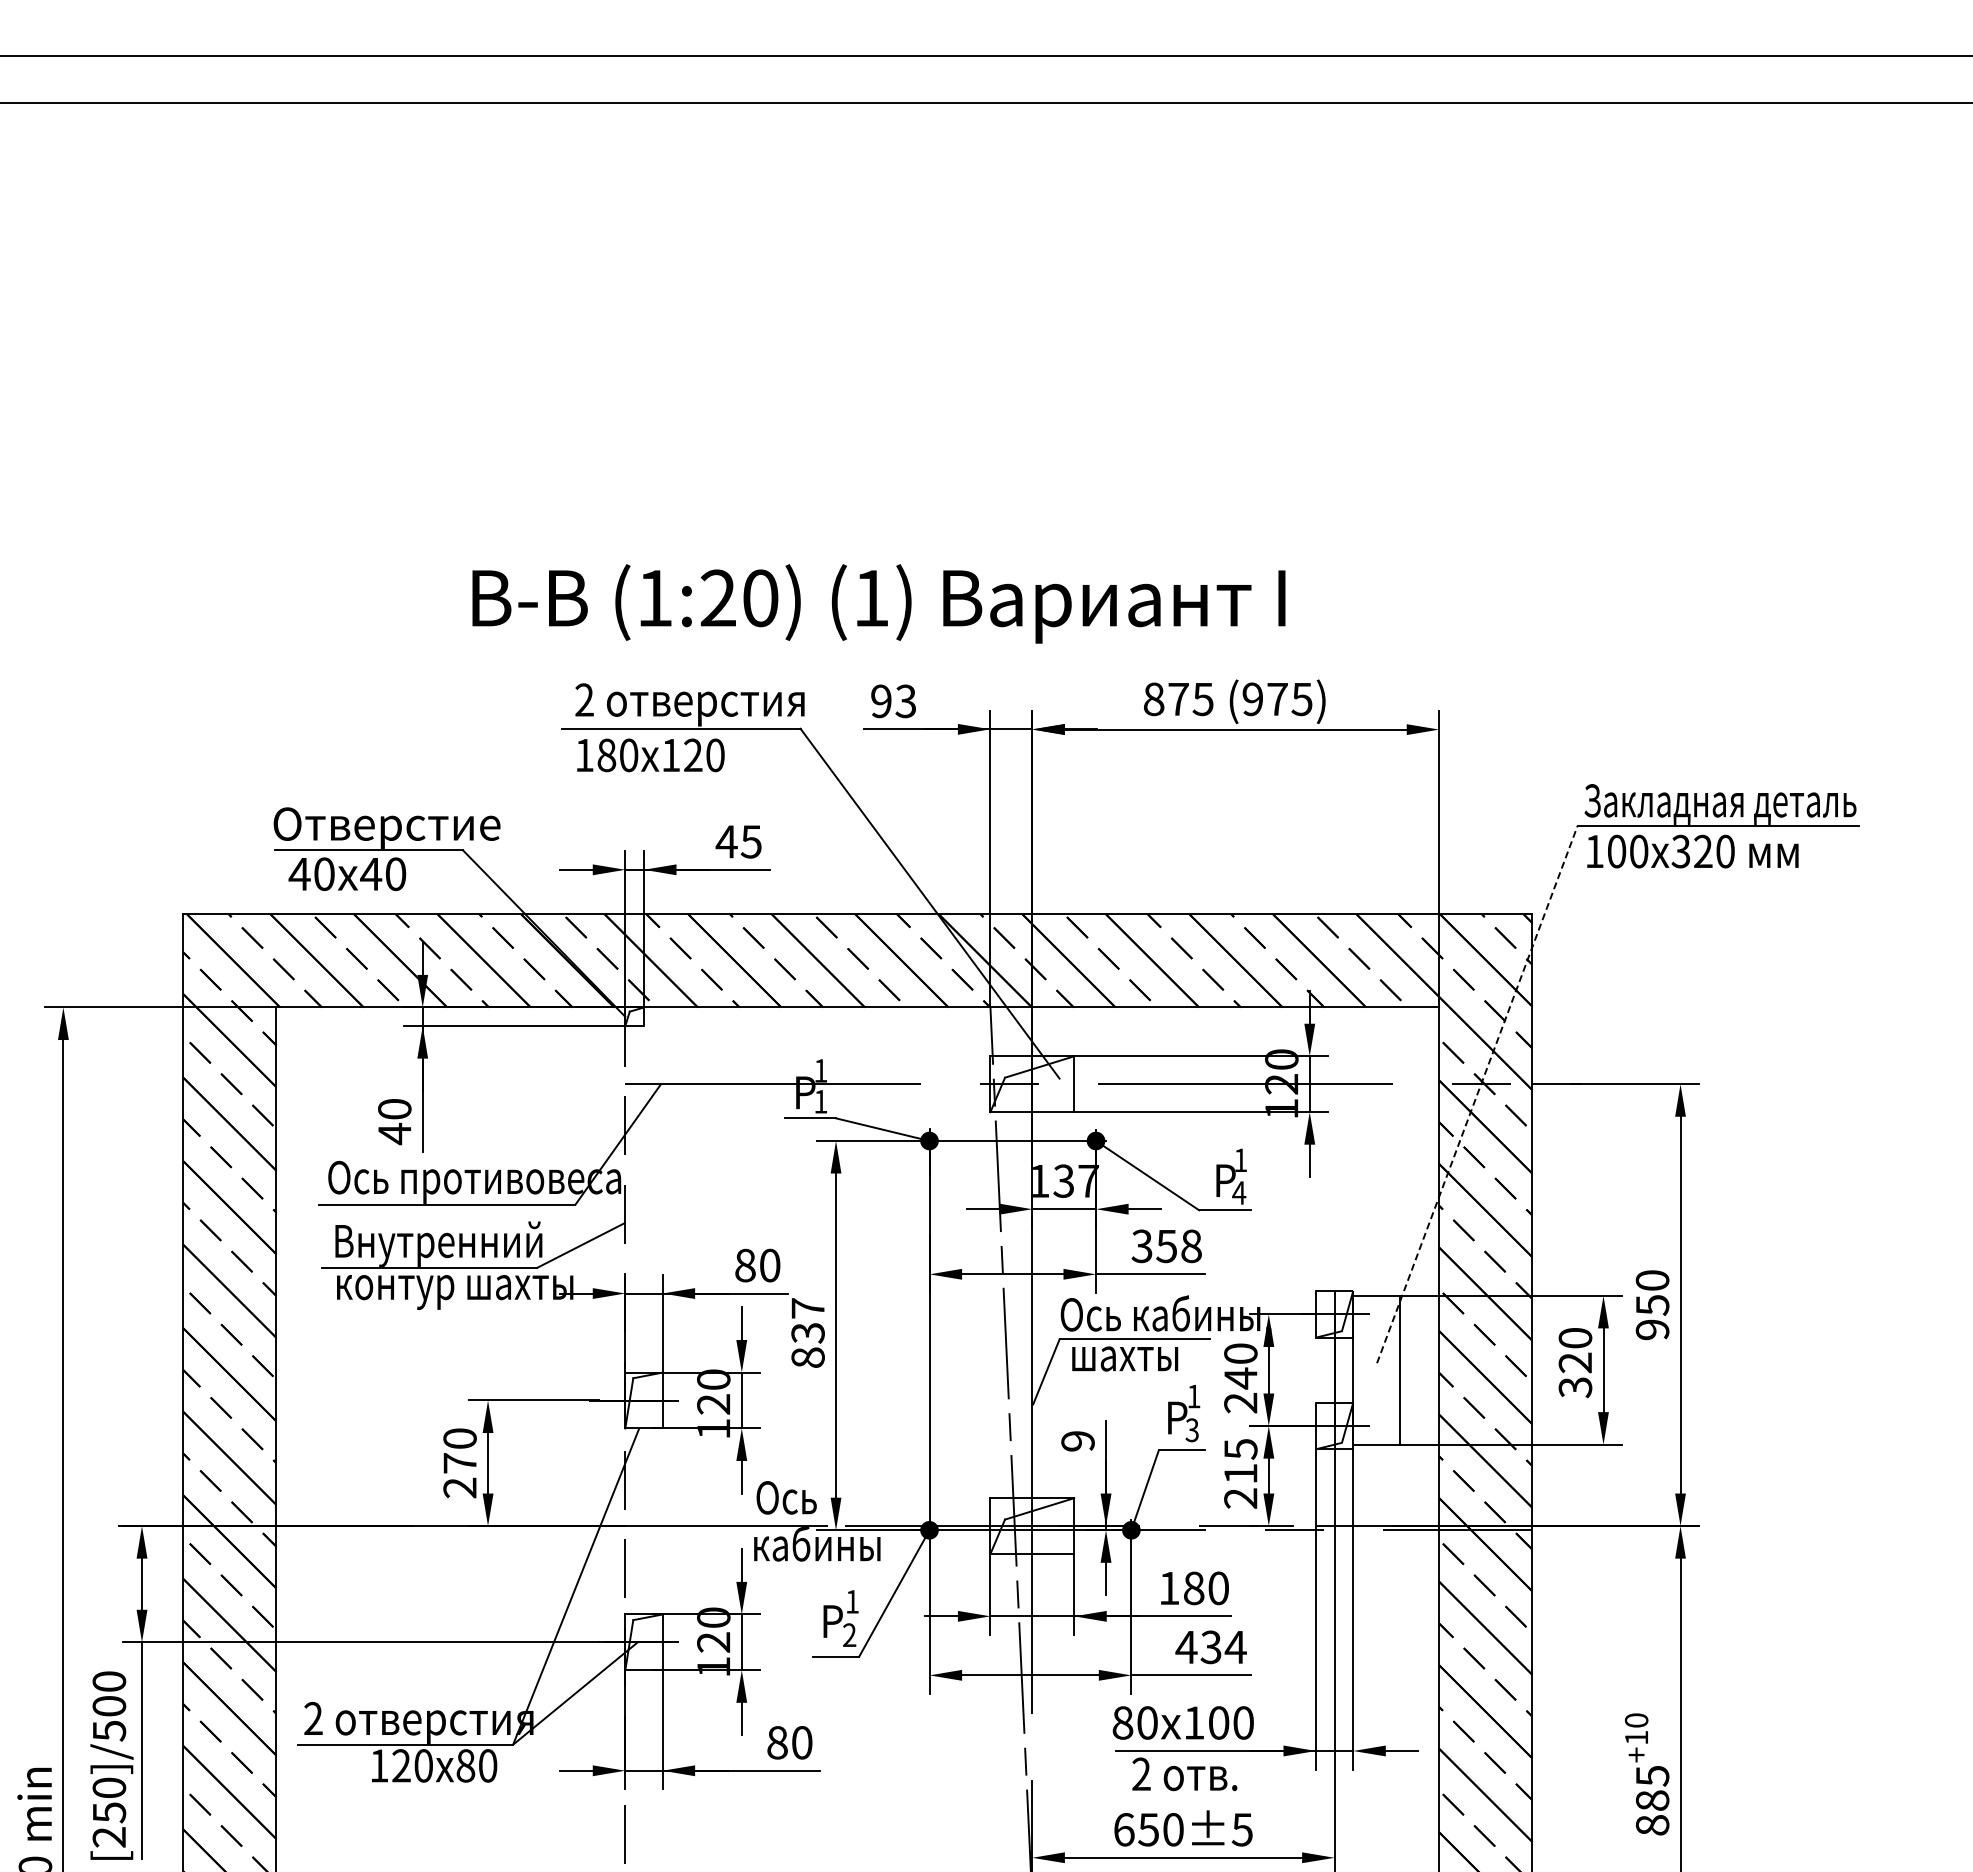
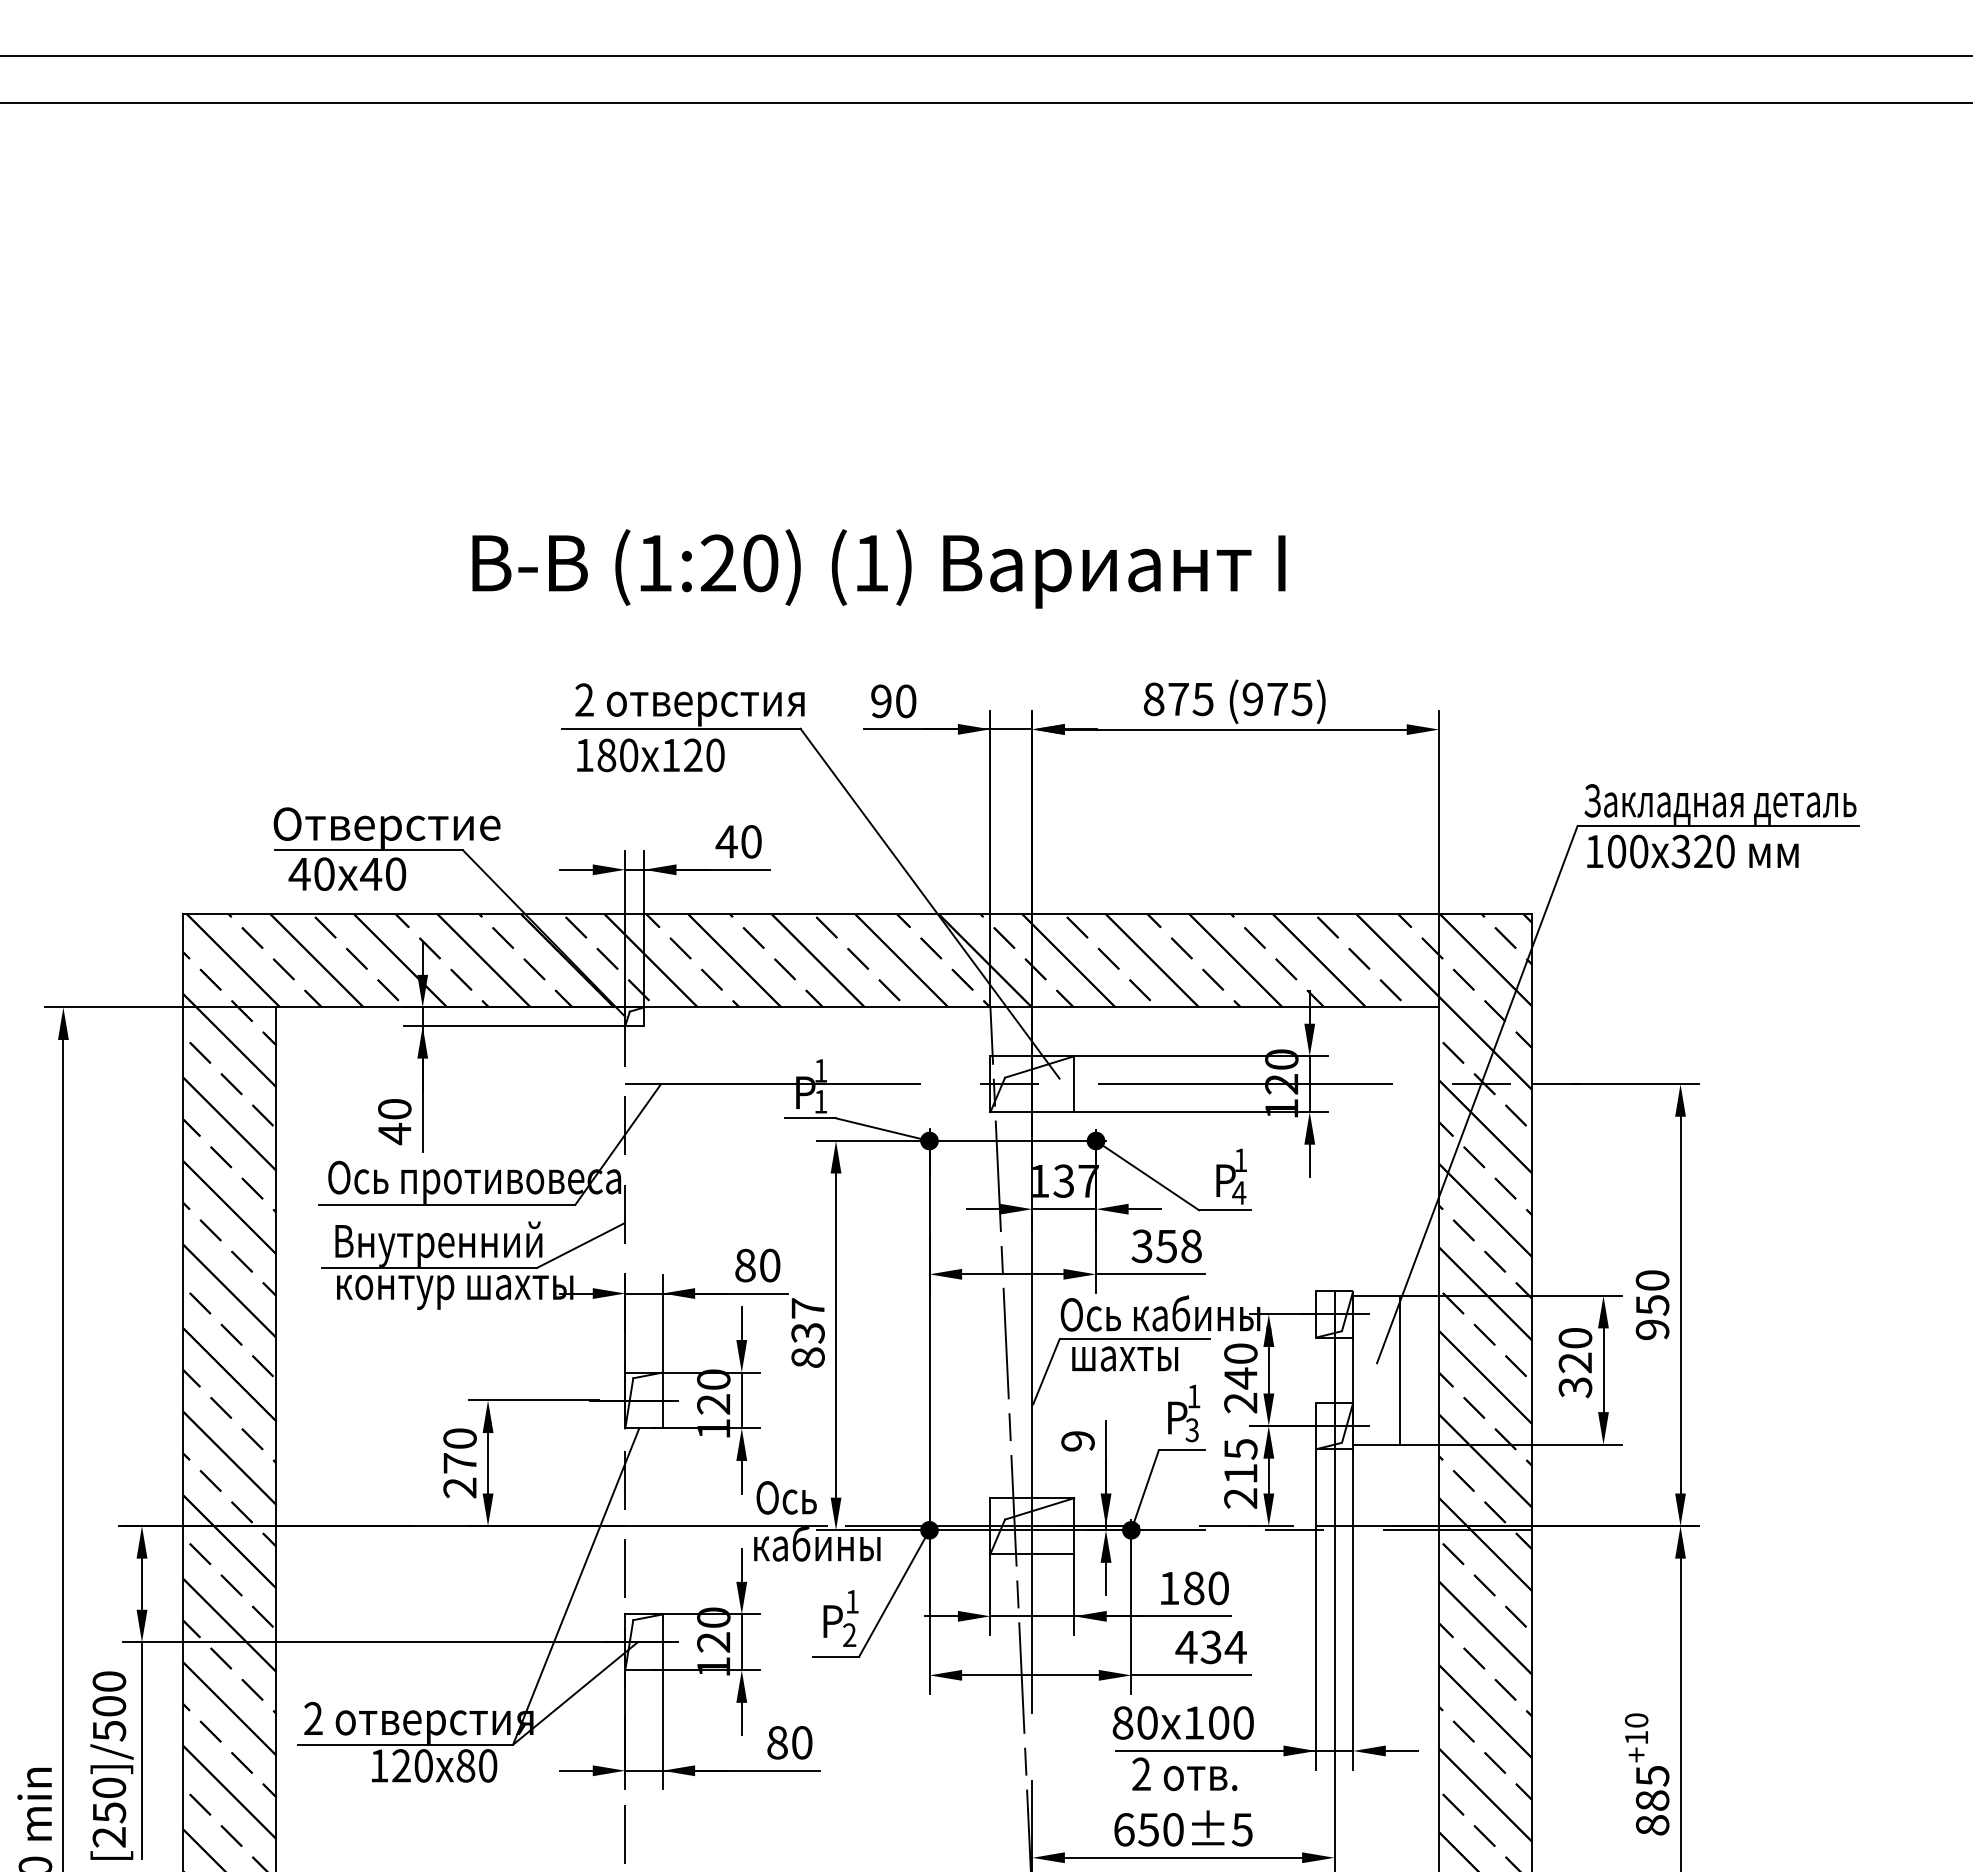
text position: (878, 603) -> (878, 568) (878, 568)
text: 93 -> 90 (905, 701)
text: 45 -> 40 (750, 841)
line: dashed -> solid (1477, 1094)
